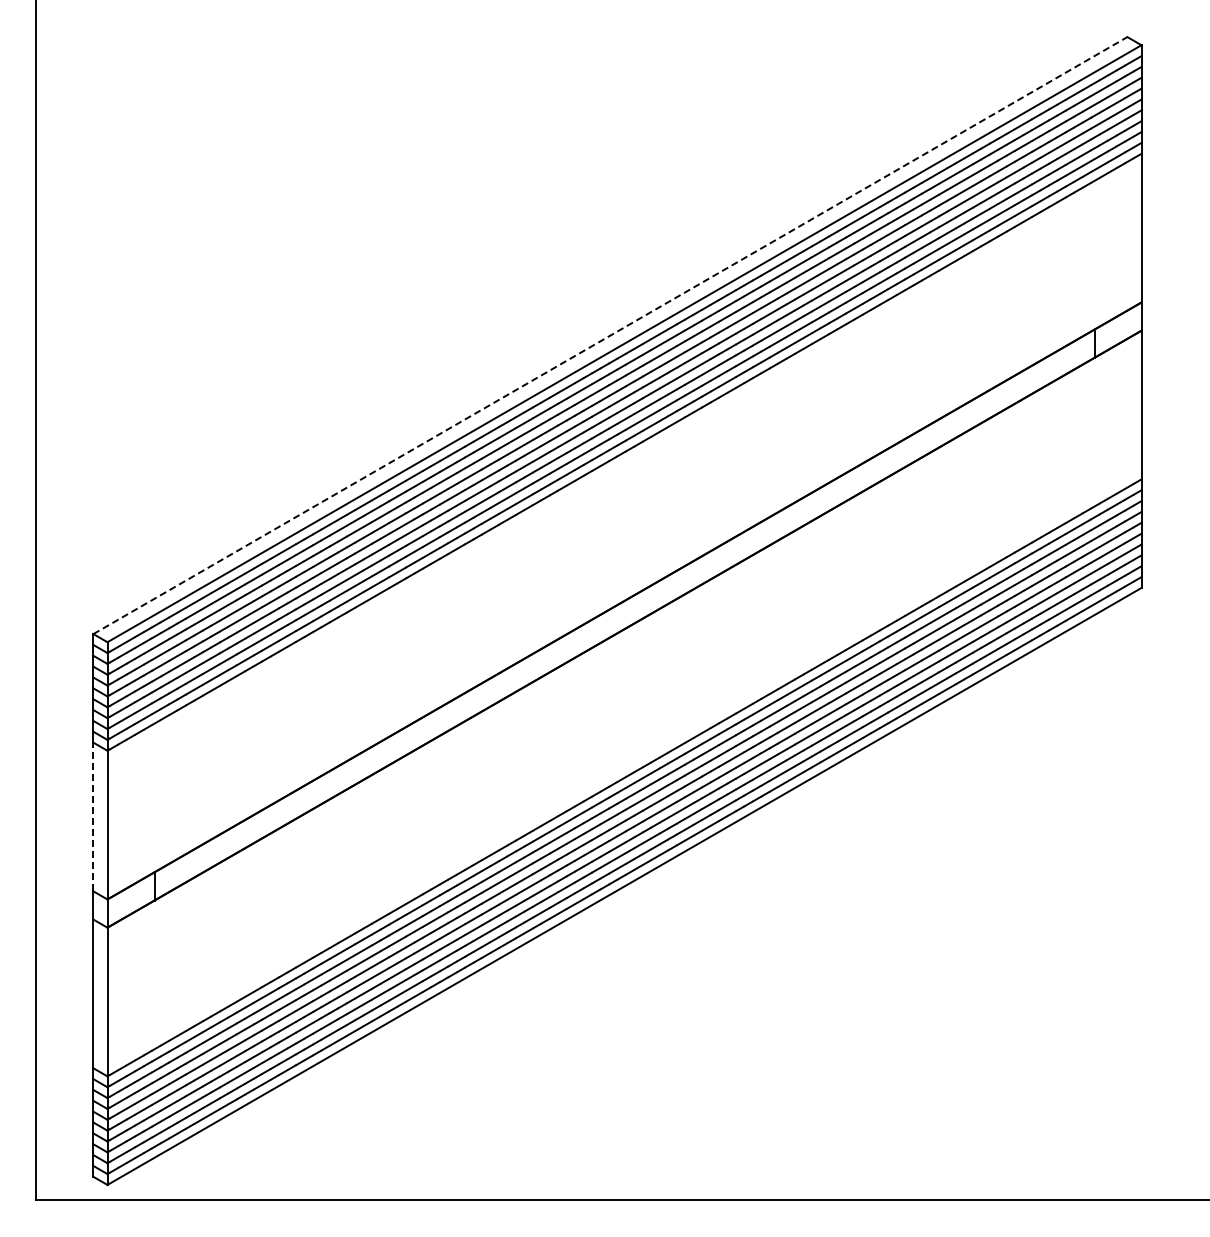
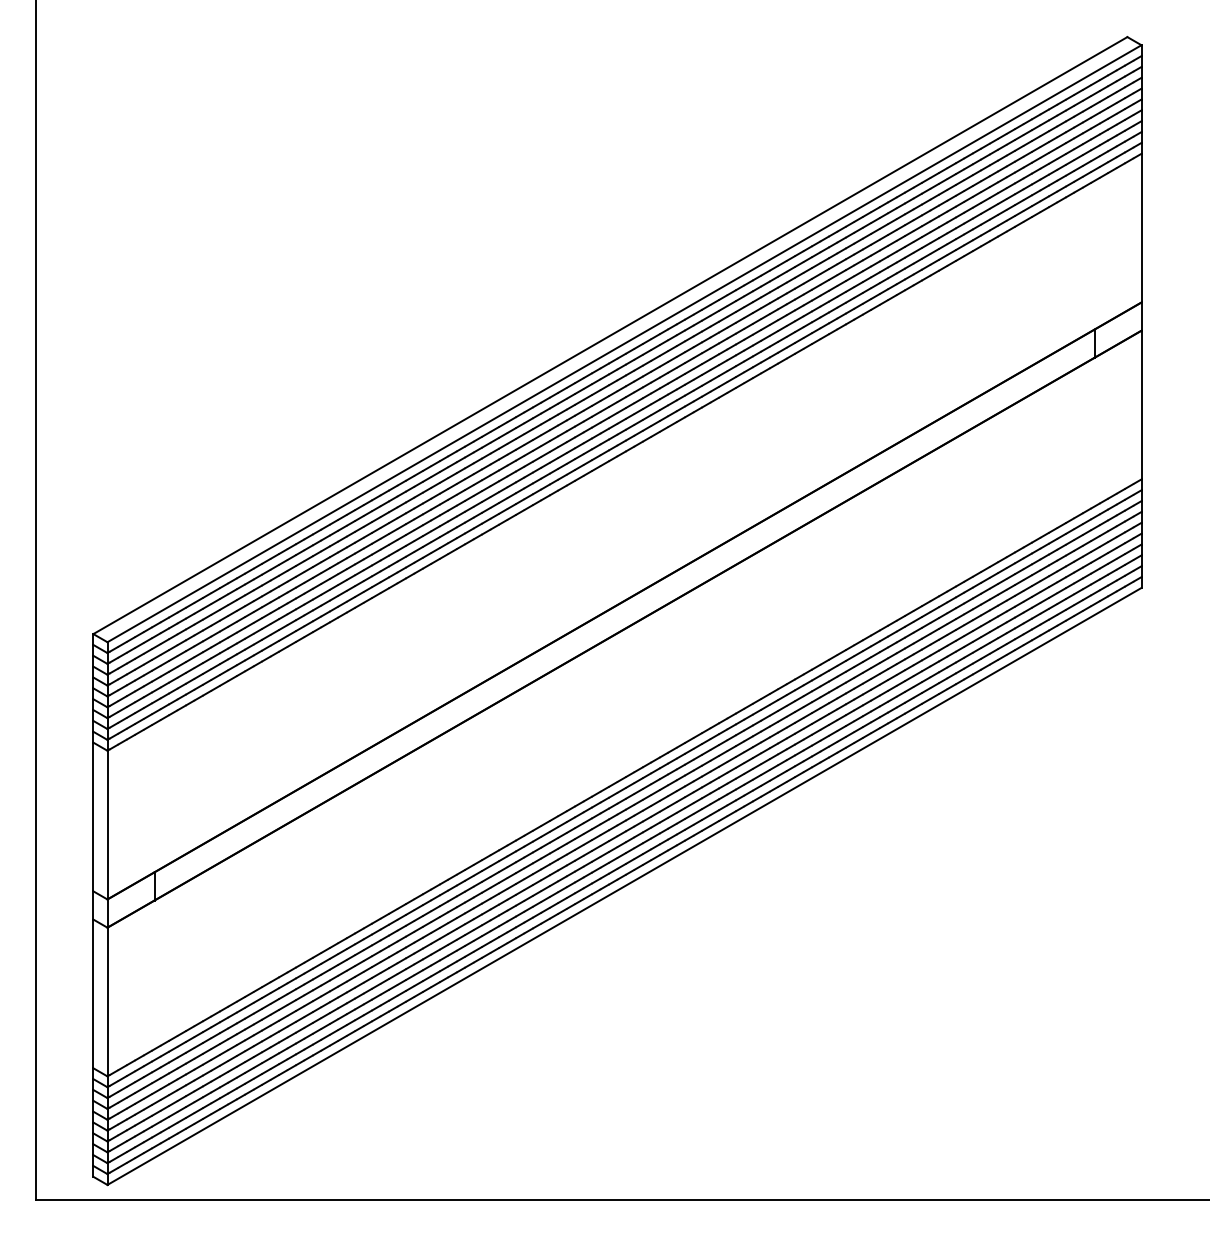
line: dashed -> solid (610, 335)
line: dashed -> solid (93, 816)
